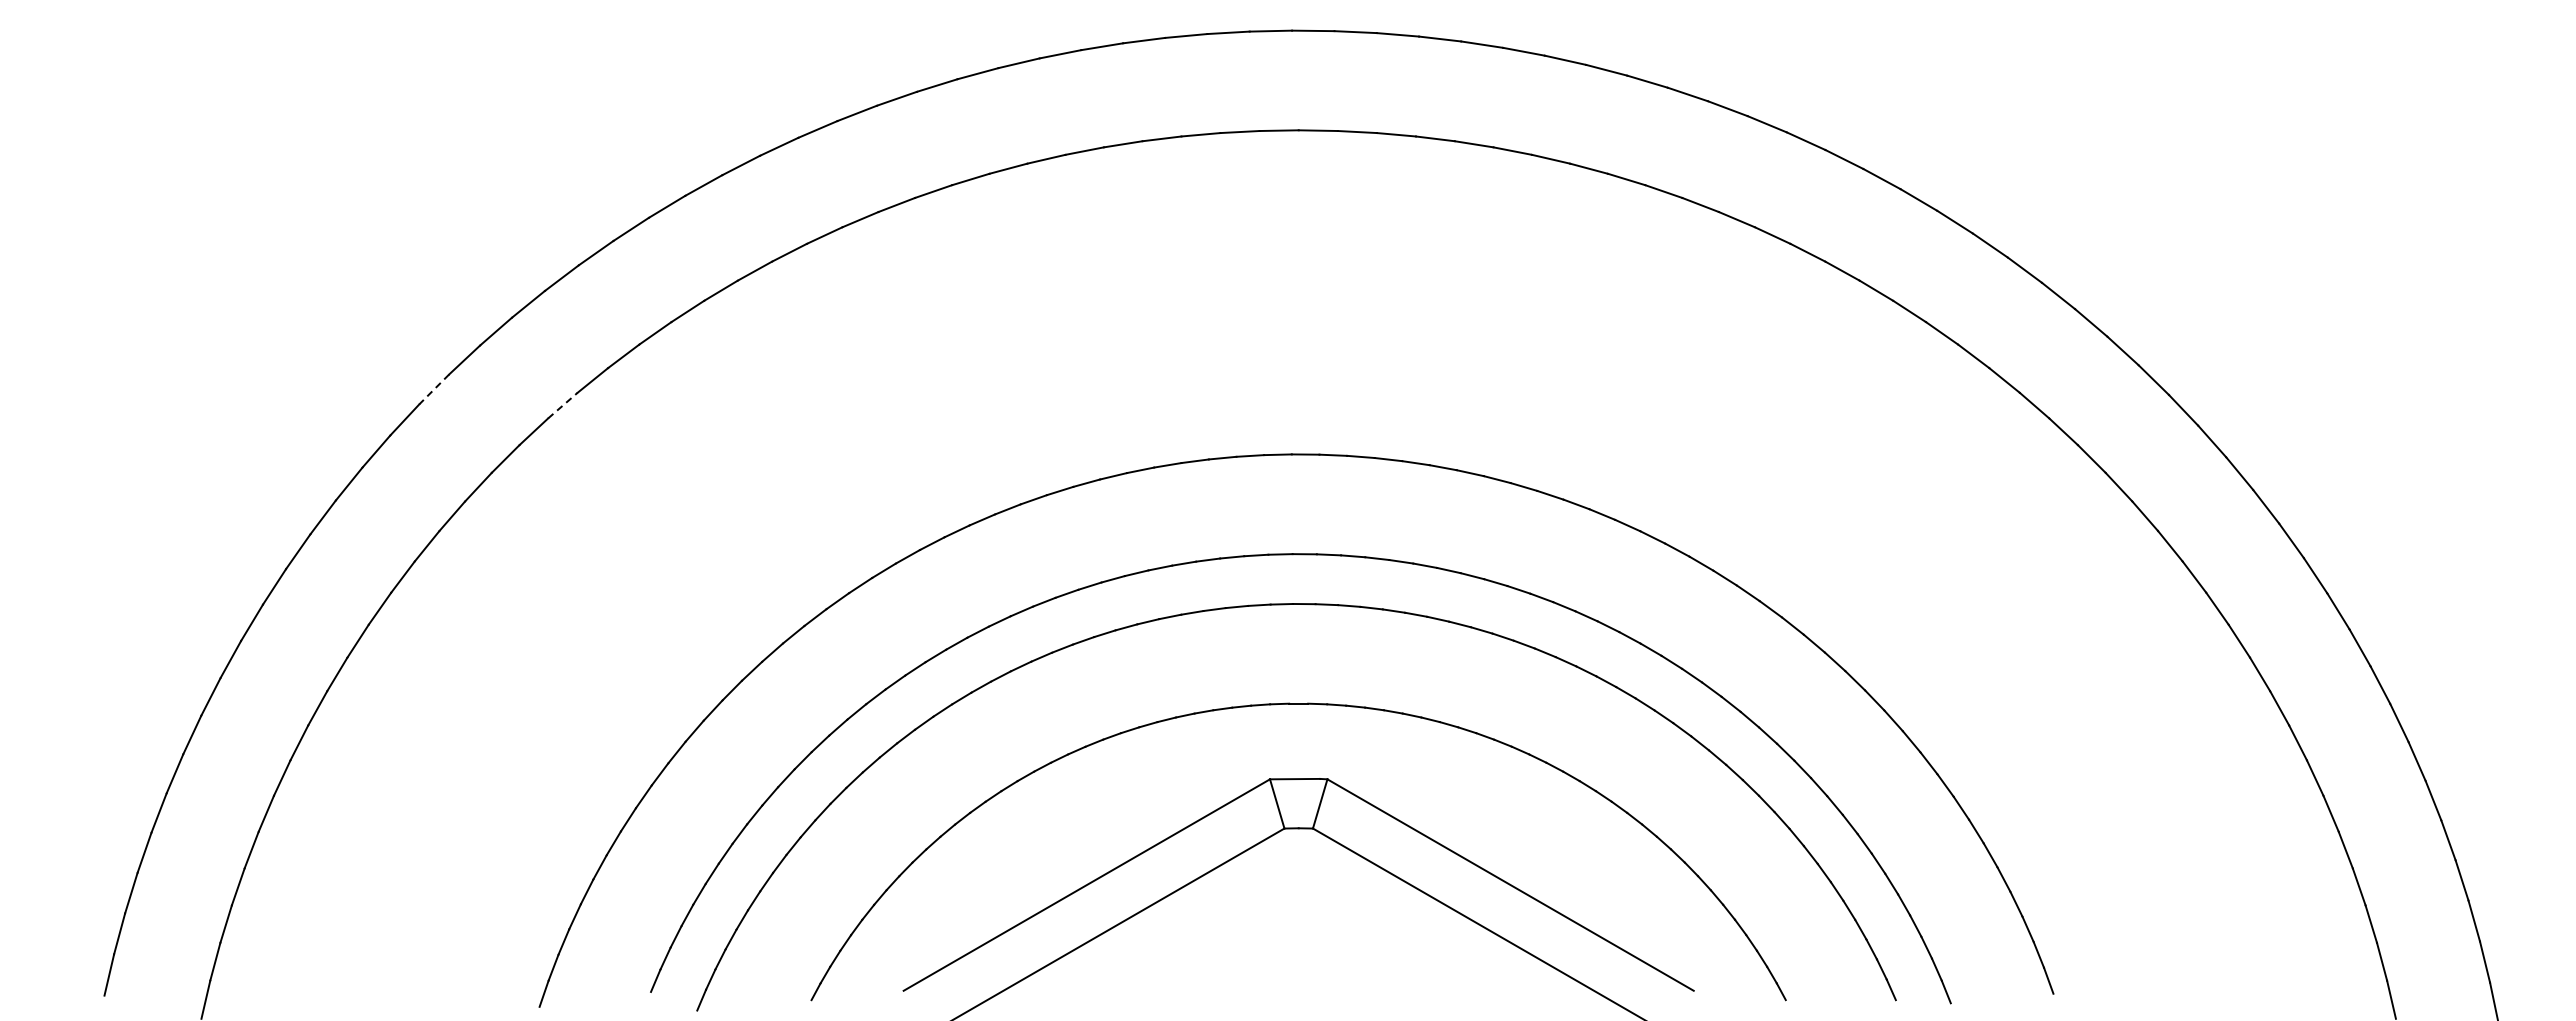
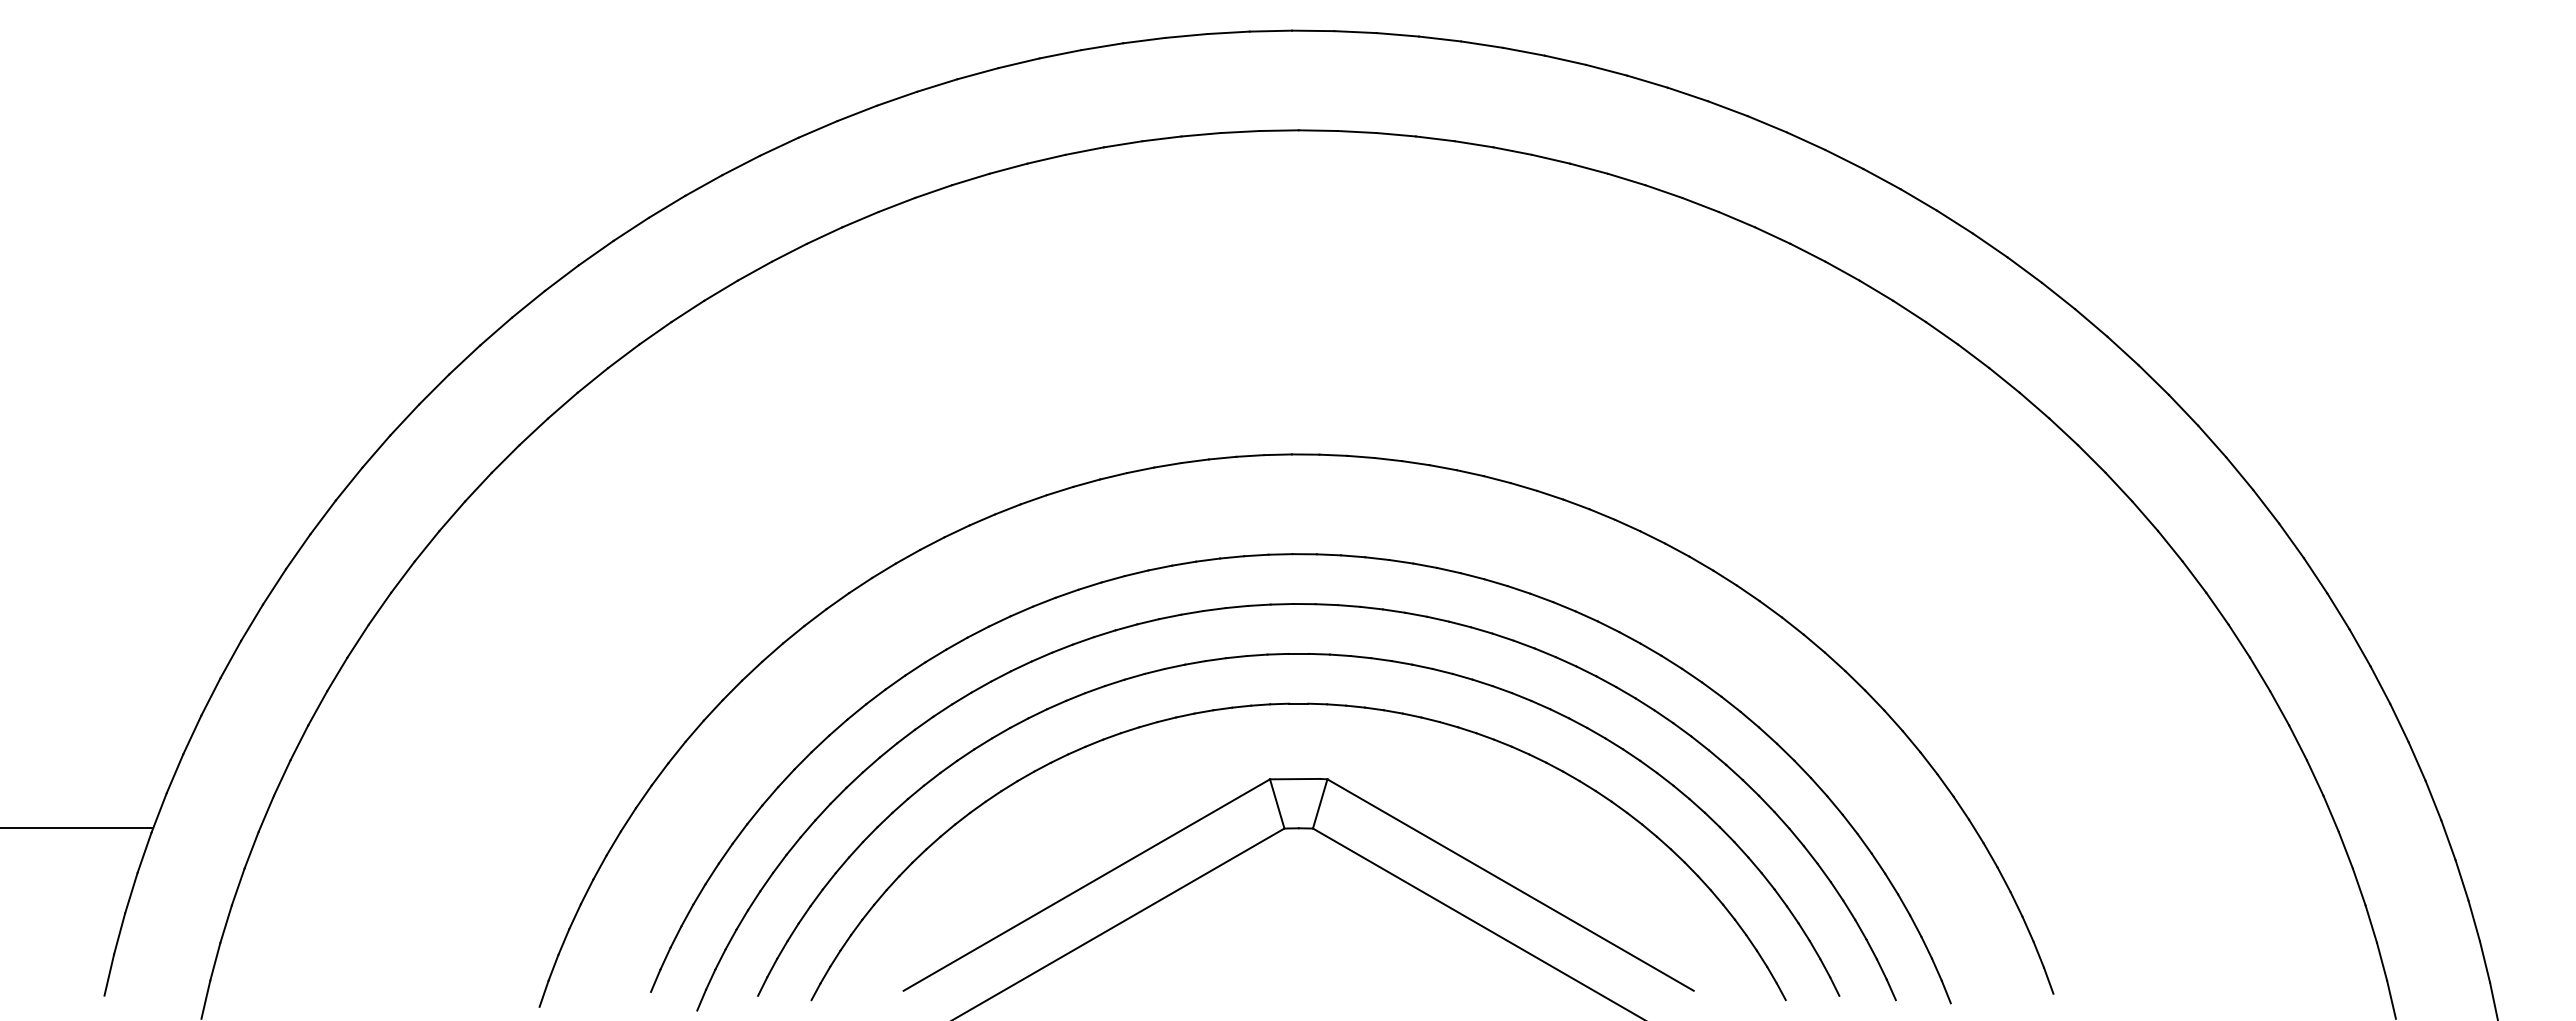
line: dashed -> solid (433, 389)
line: dashed -> solid (562, 405)
part: none -> present (1298, 654)
line: none -> present (77, 828)
